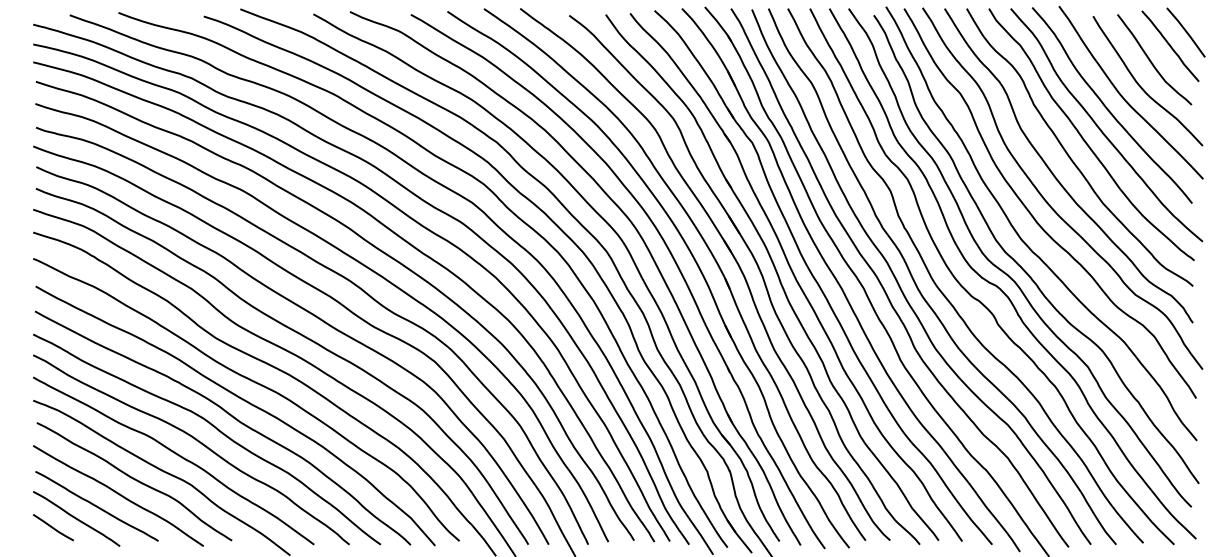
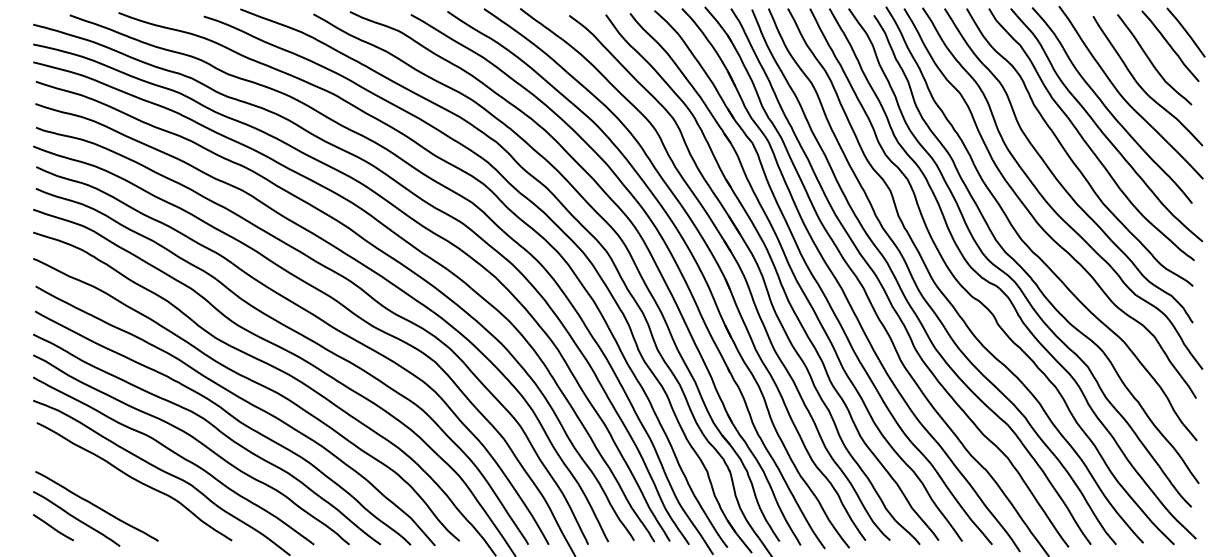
curve: present -> none (118, 494)
